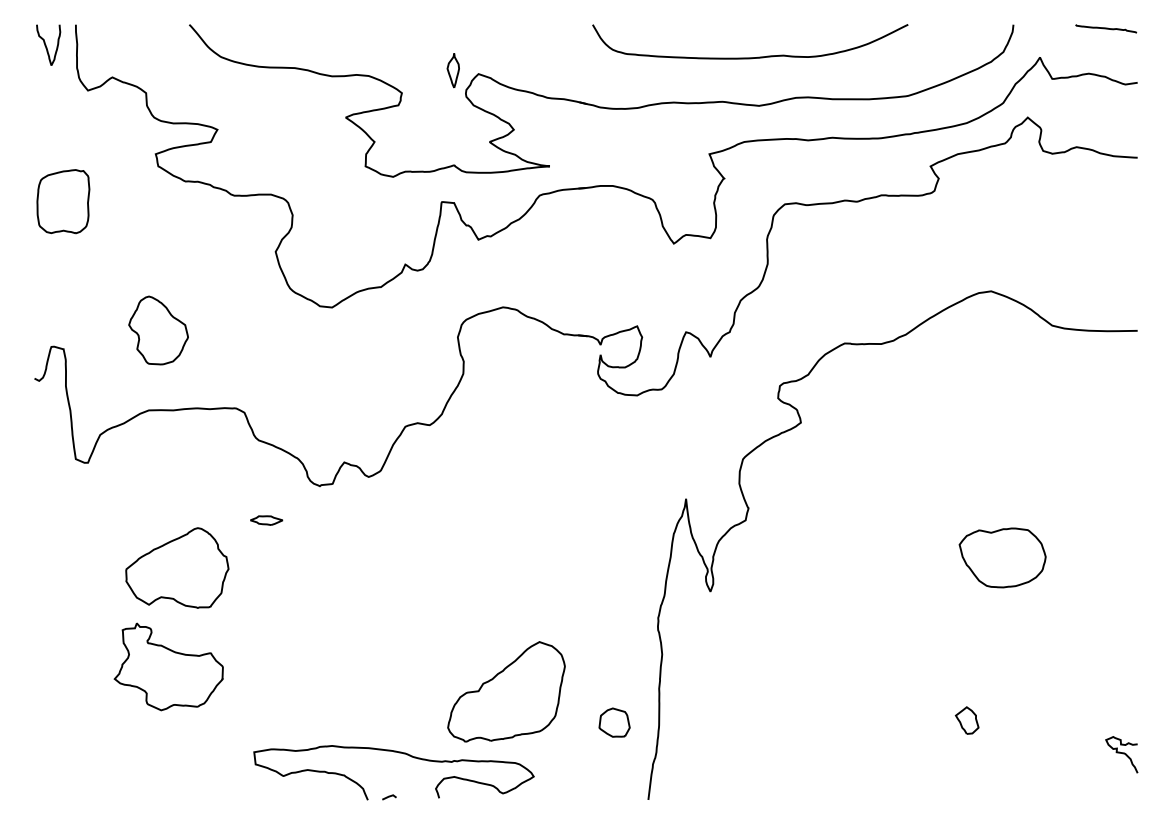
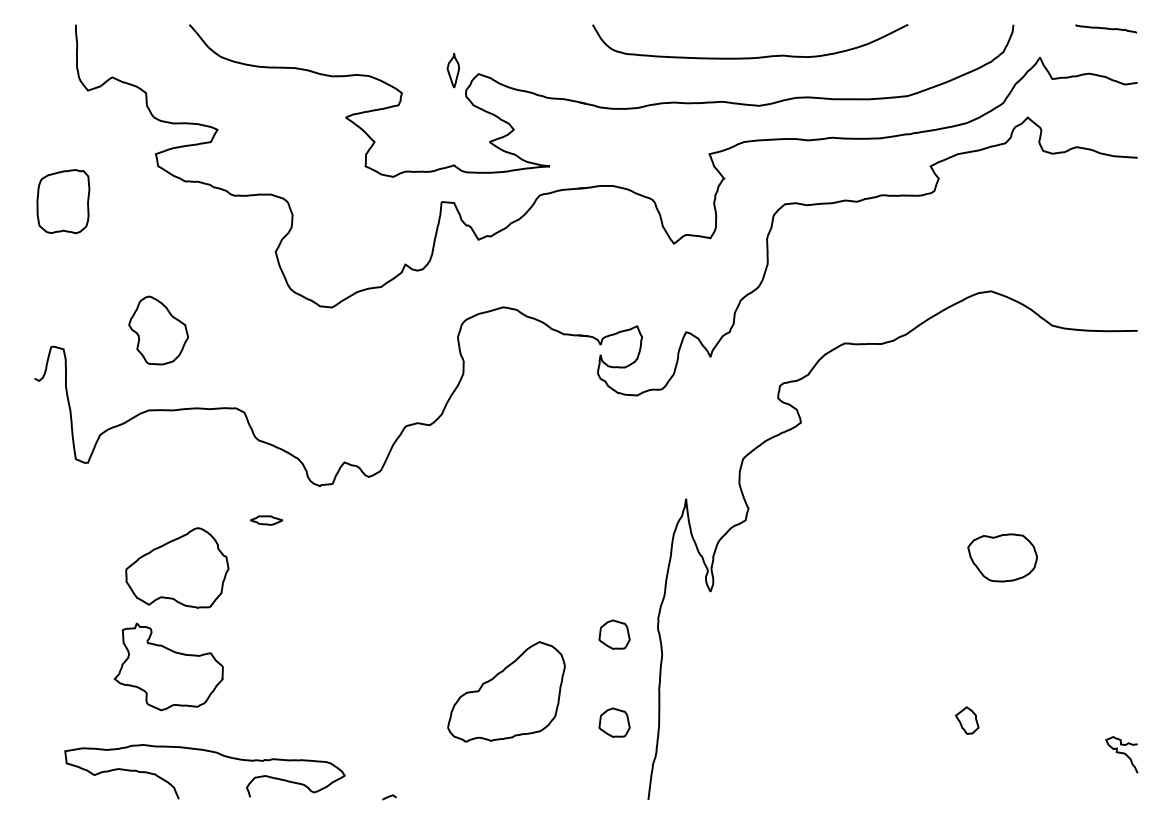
curve: present -> none (46, 44)
part size: 89x62 px -> 71x50 px (1002, 557)
part: none -> present (614, 634)
curve position: (399, 753) -> (210, 752) (210, 752)
